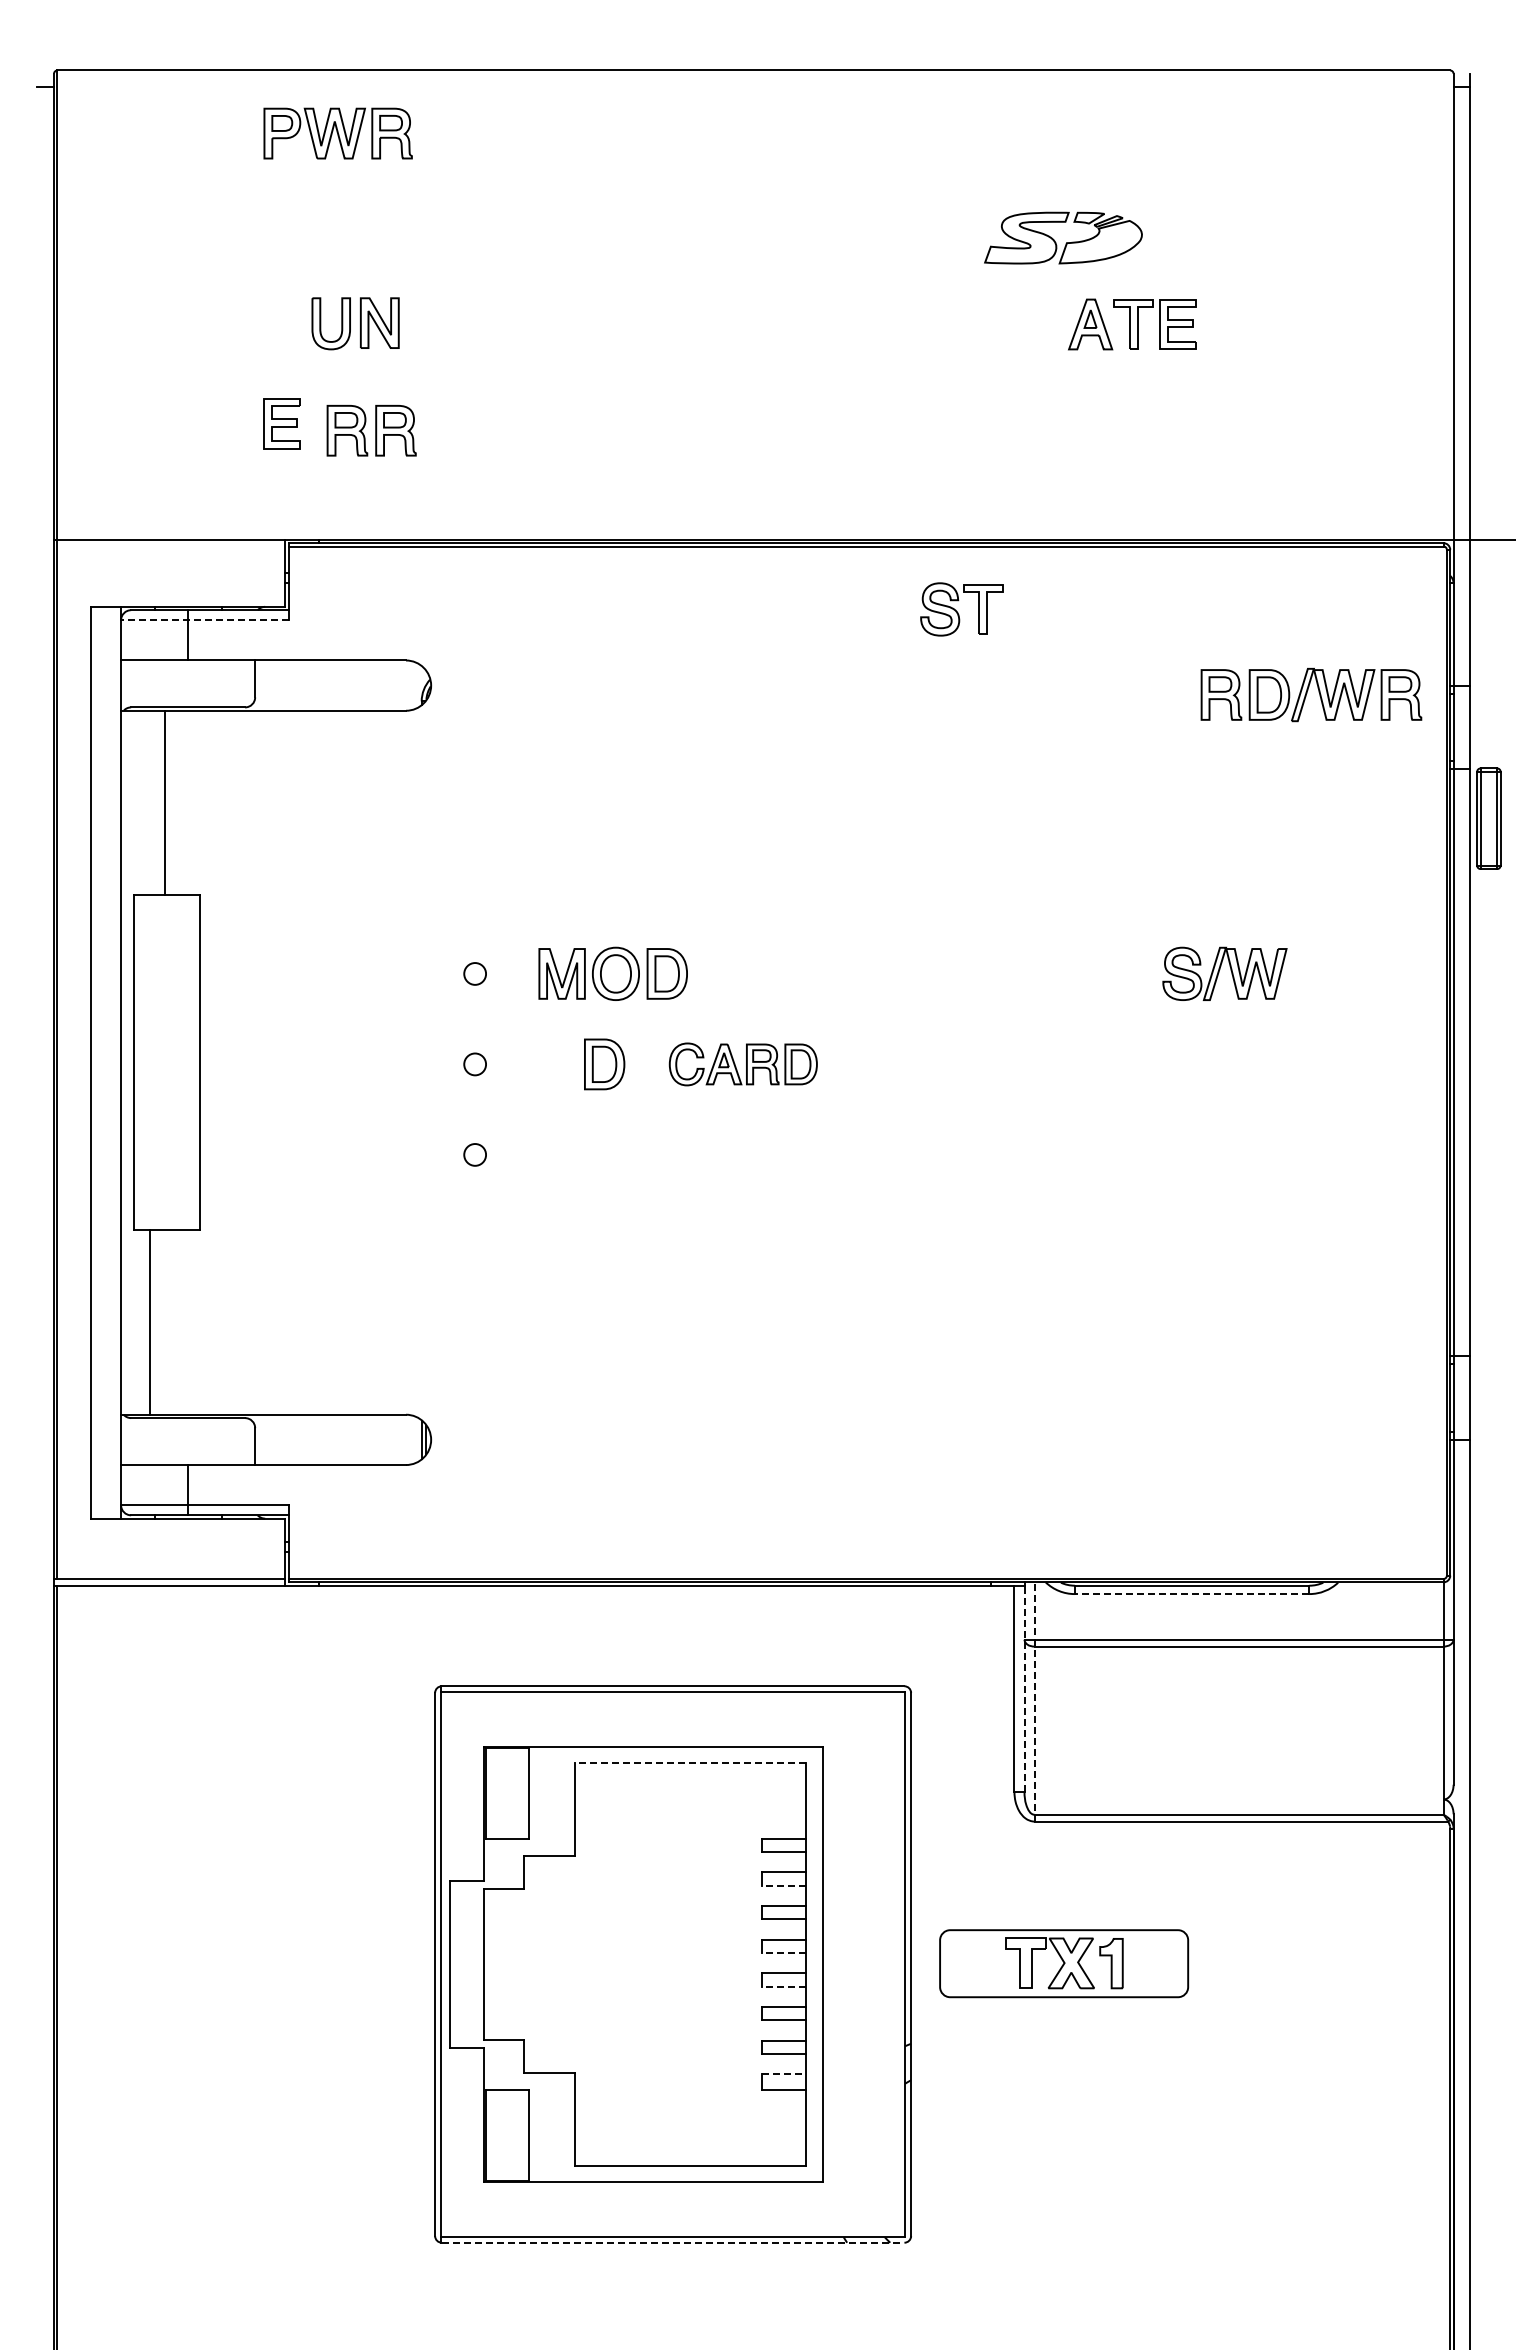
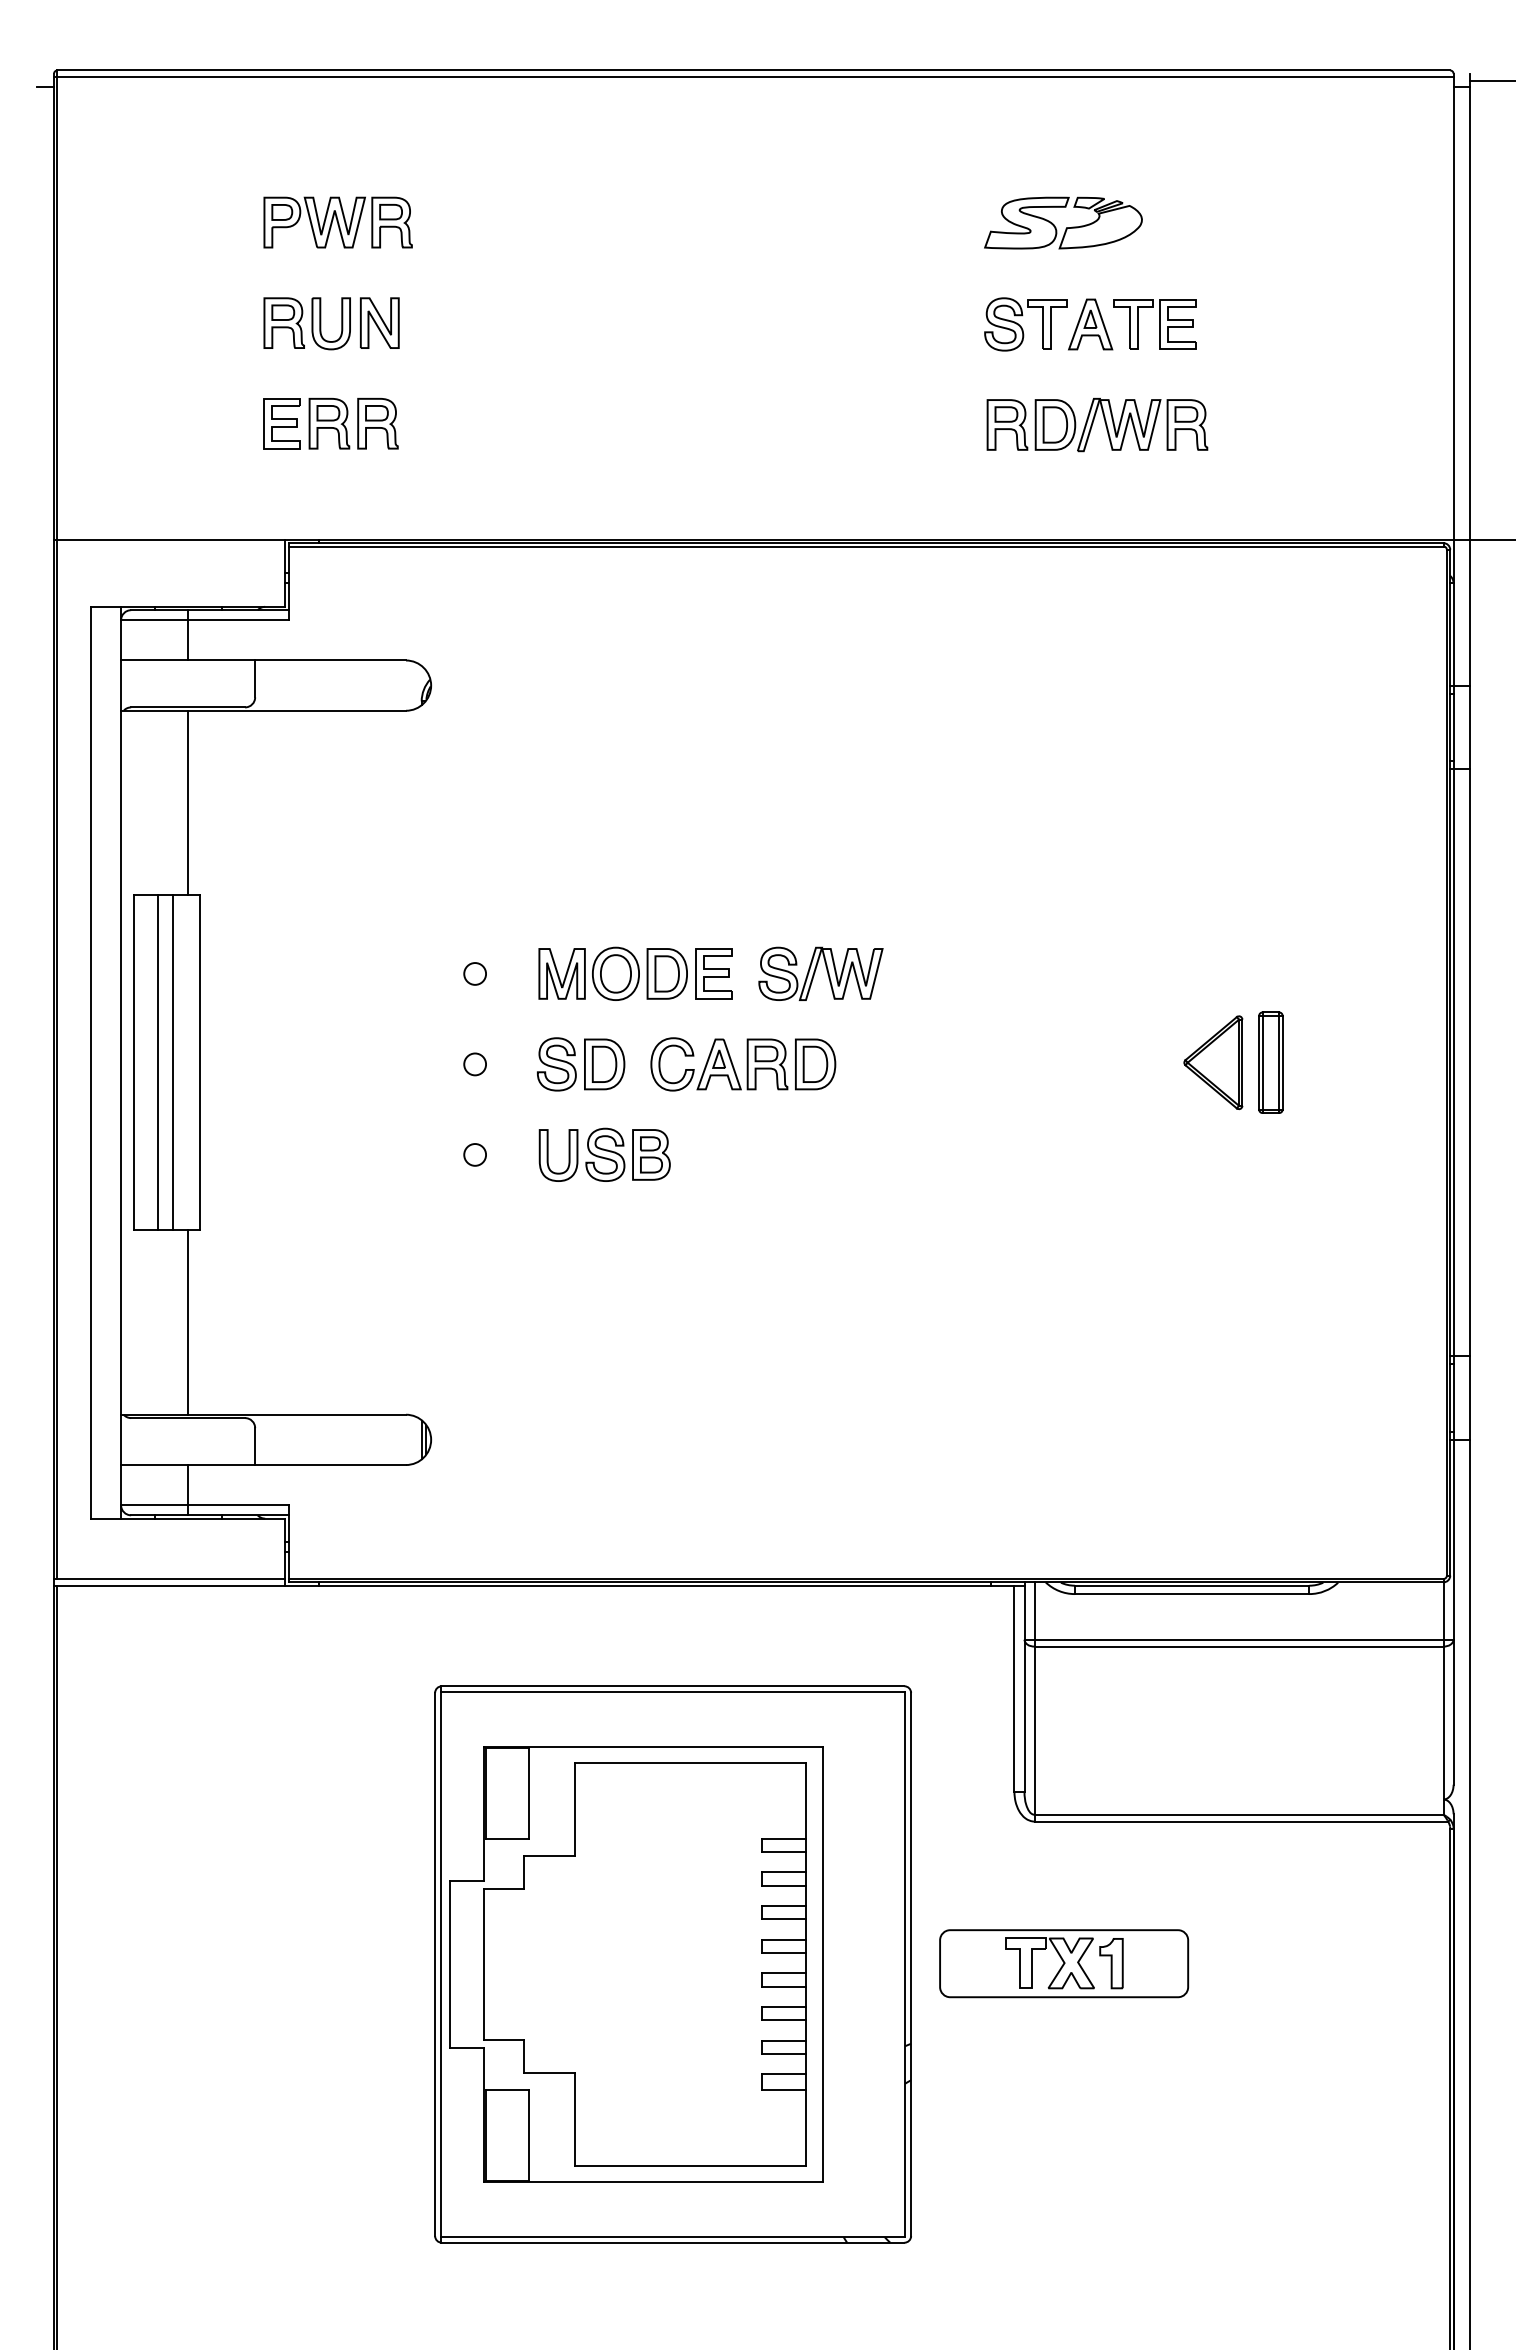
line: none -> present (753, 77)
line: none -> present (1491, 80)
part position: (337, 133) -> (337, 222) (337, 222)
part position: (1063, 237) -> (1063, 222) (1063, 222)
part: none -> present (283, 322)
part position: (371, 430) -> (353, 423) (353, 423)
part position: (961, 609) -> (1025, 324) (1025, 324)
line: dashed -> solid (204, 620)
part position: (1311, 695) -> (1097, 425) (1097, 425)
line position: (165, 802) -> (188, 802) (188, 802)
part position: (1488, 818) -> (1270, 1062) (1270, 1062)
part: none -> present (713, 973)
part position: (1224, 973) -> (820, 973) (820, 973)
line: none -> present (157, 1062)
line: none -> present (173, 1062)
part: none -> present (1213, 1062)
part: none -> present (556, 1064)
part size: 150x45 px -> 187x55 px (743, 1064)
part: none -> present (604, 1154)
line position: (150, 1322) -> (188, 1322) (188, 1322)
line: dashed -> solid (1191, 1594)
line: dashed -> solid (1024, 1688)
line: dashed -> solid (1034, 1701)
line: dashed -> solid (690, 1763)
line: dashed -> solid (784, 1885)
line: dashed -> solid (784, 1953)
line: dashed -> solid (784, 1986)
line: dashed -> solid (784, 2074)
line: dashed -> solid (673, 2242)
